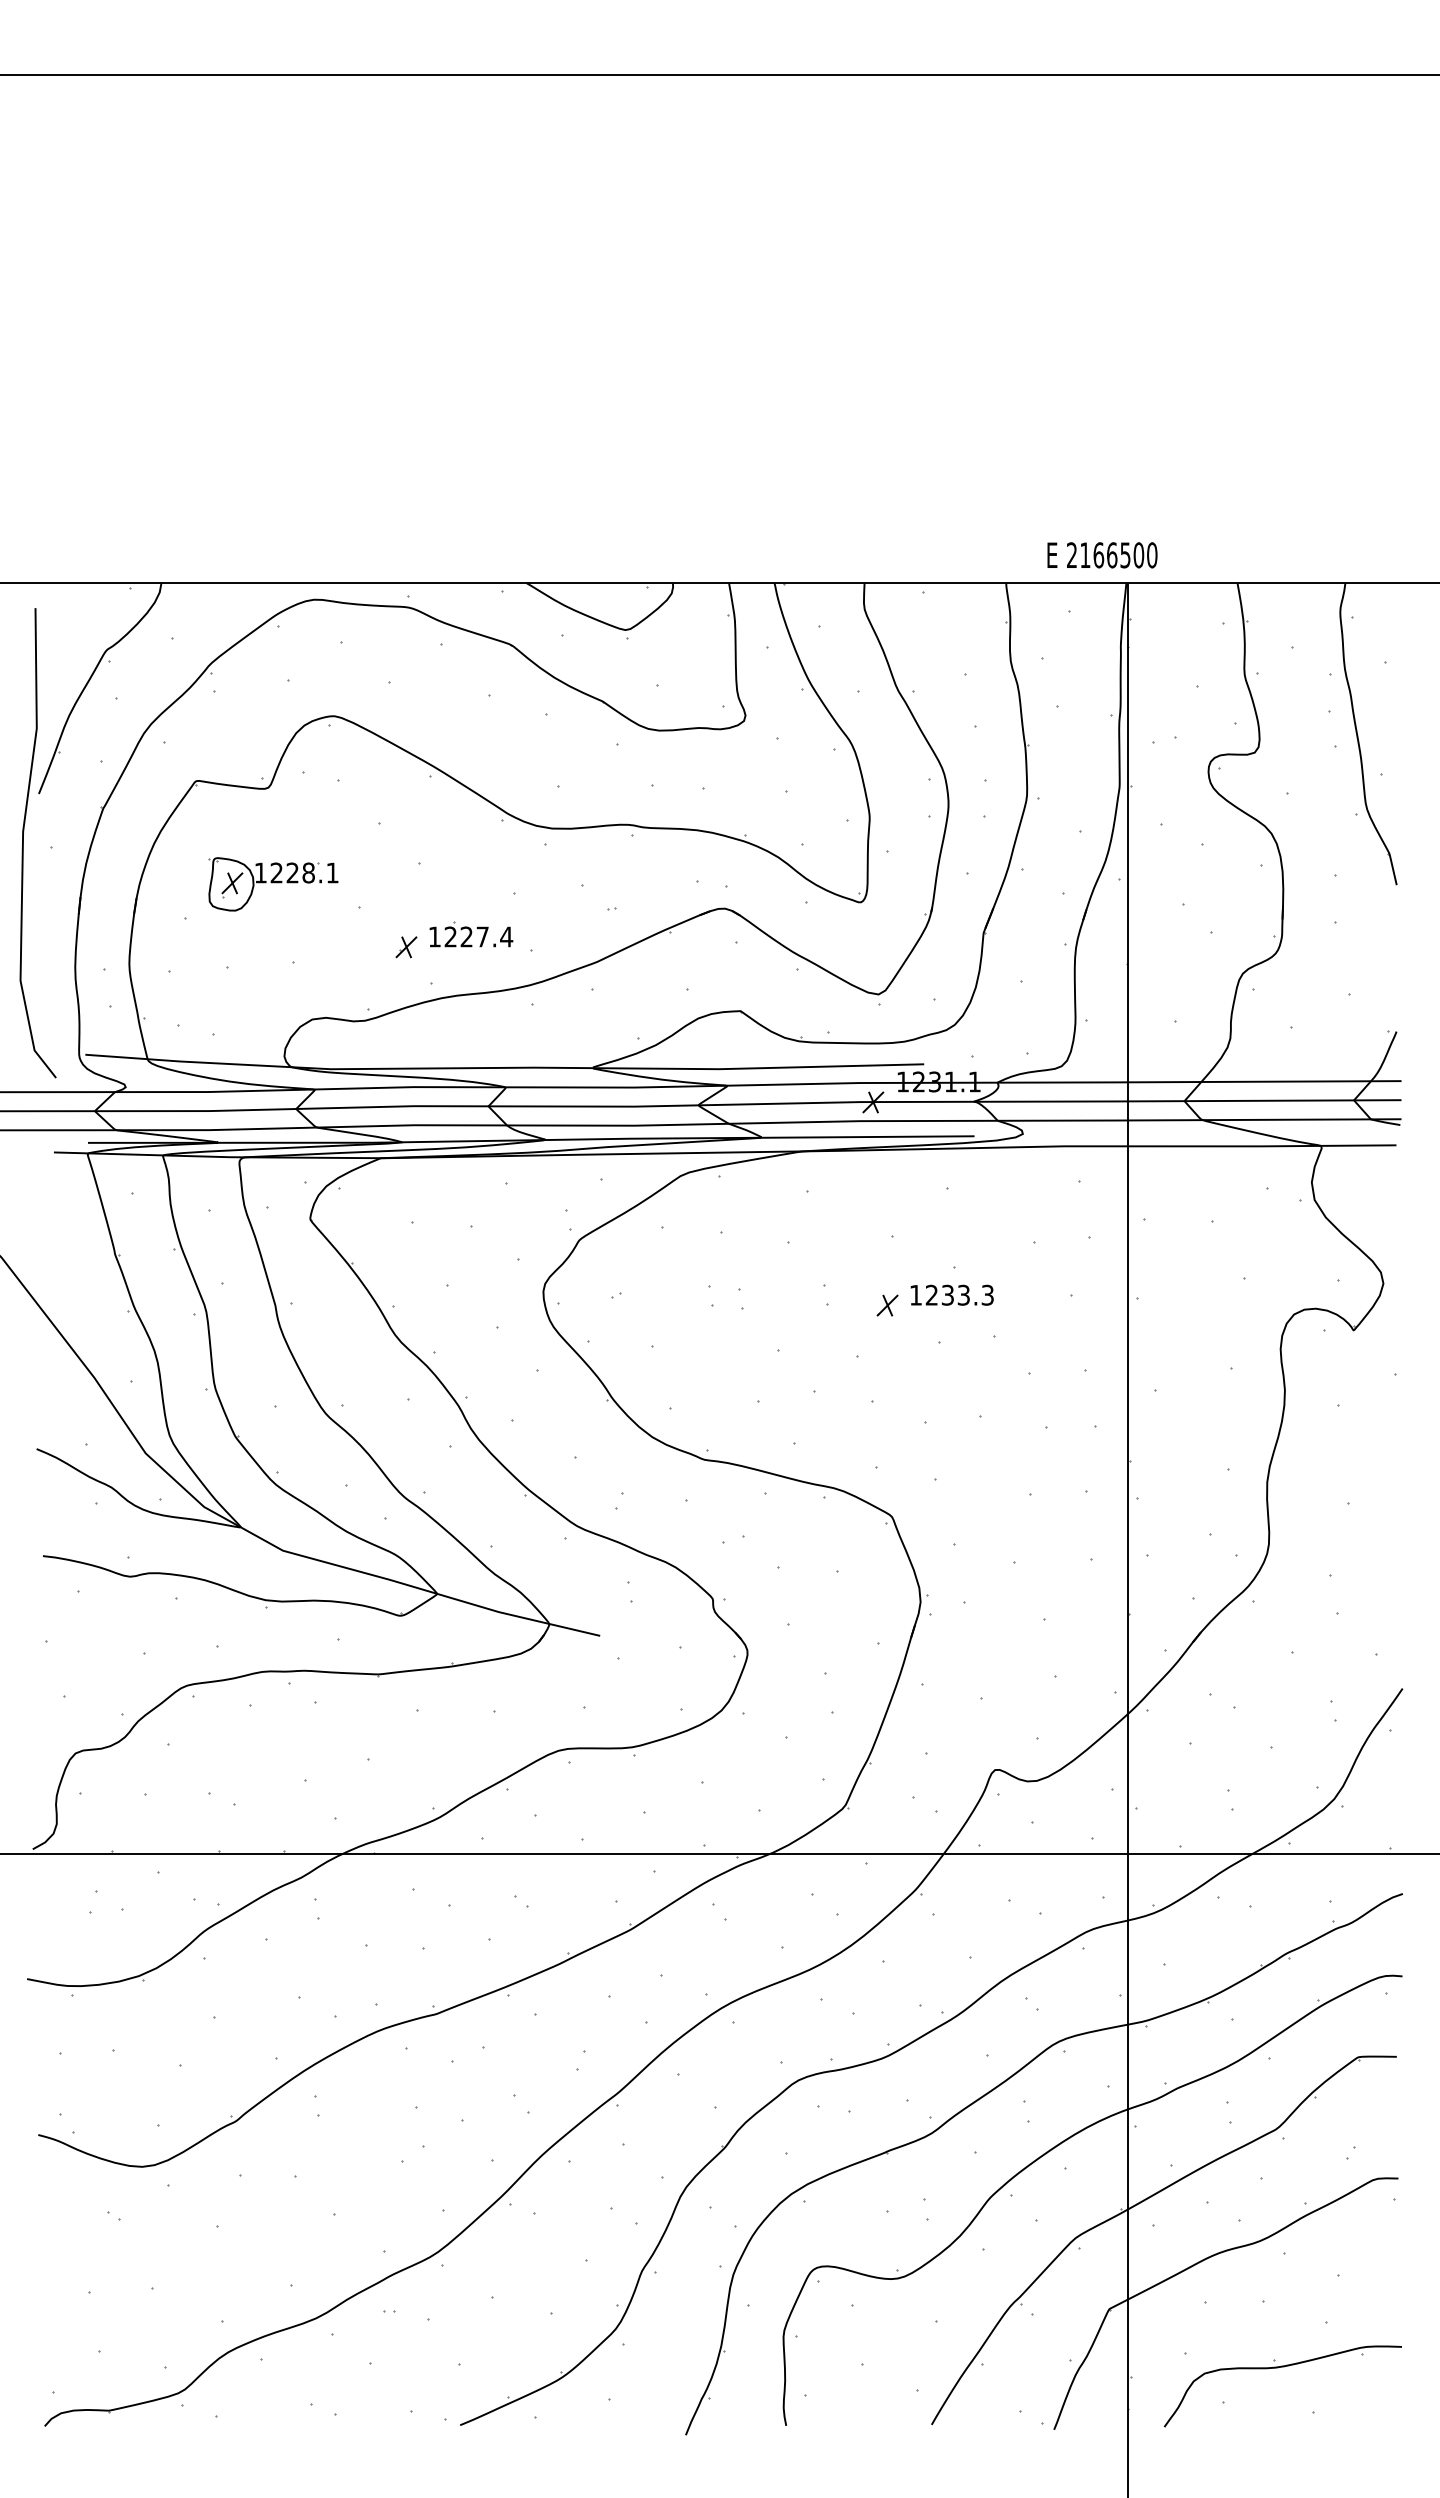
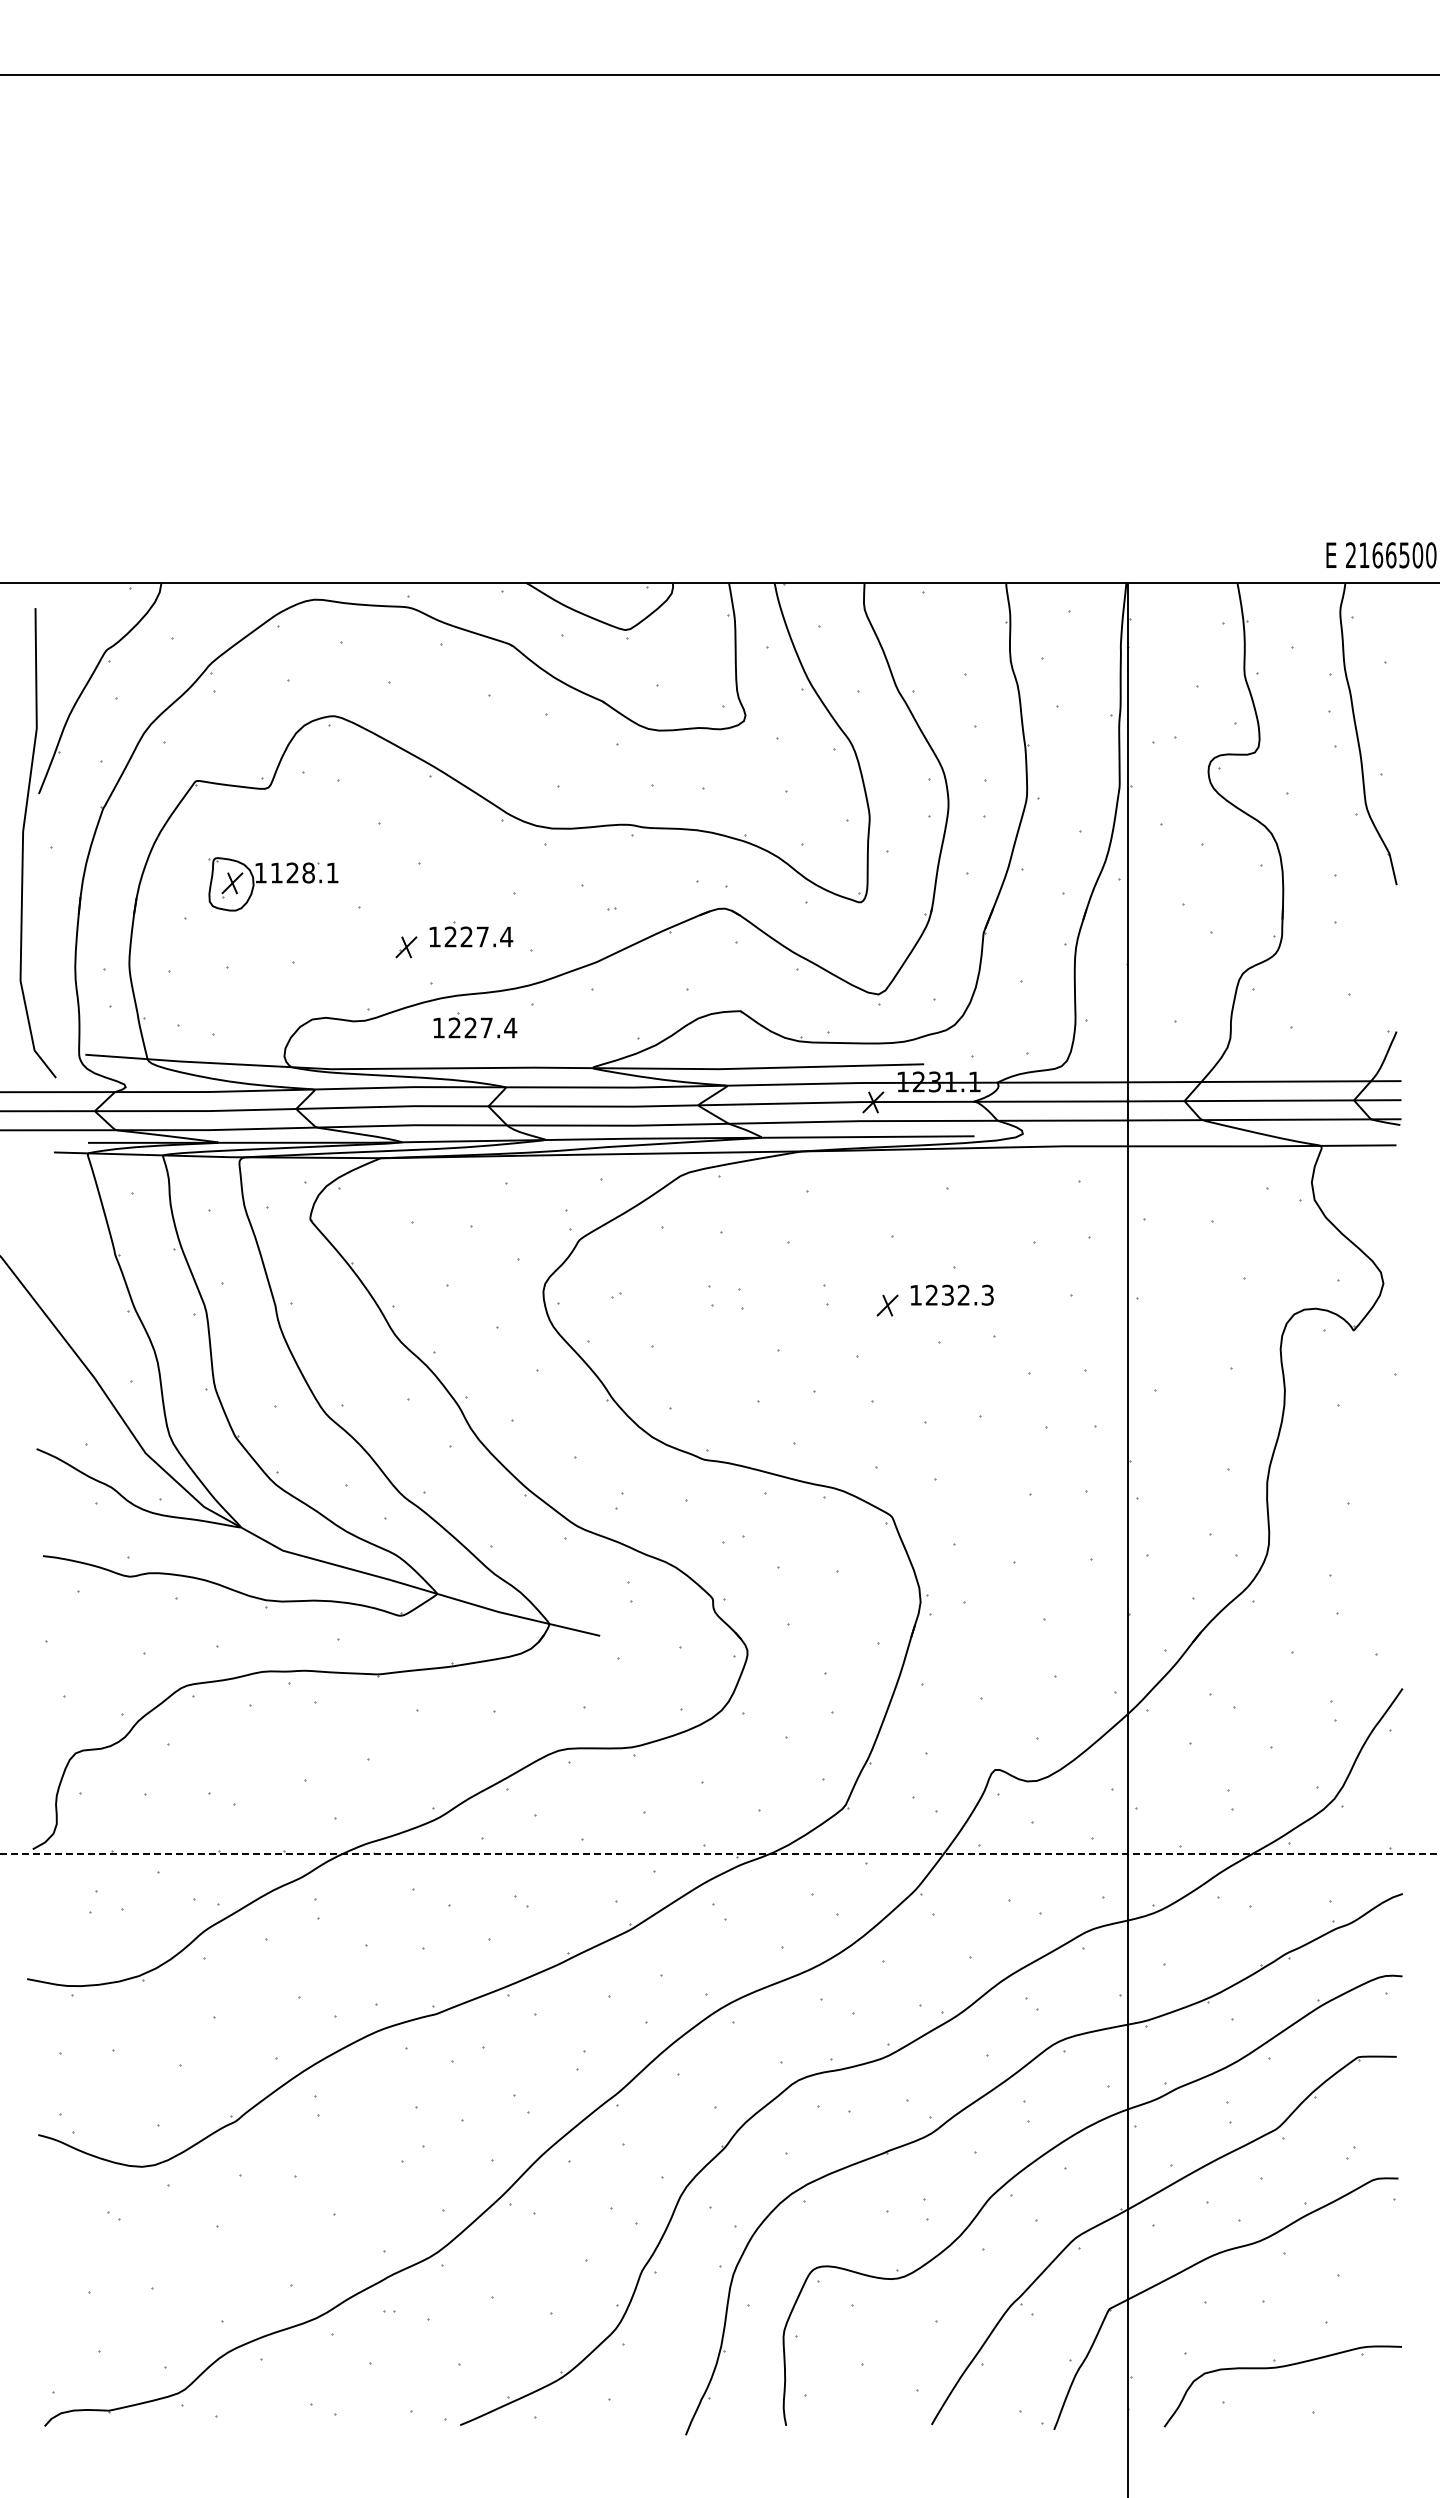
text position: (1102, 555) -> (1381, 555) (1381, 555)
text: 1228.1 -> 1128.1 (276, 872)
part: none -> present (475, 1025)
text: 1233.3 -> 1232.3 (963, 1295)
line: solid -> dashed (720, 1854)
